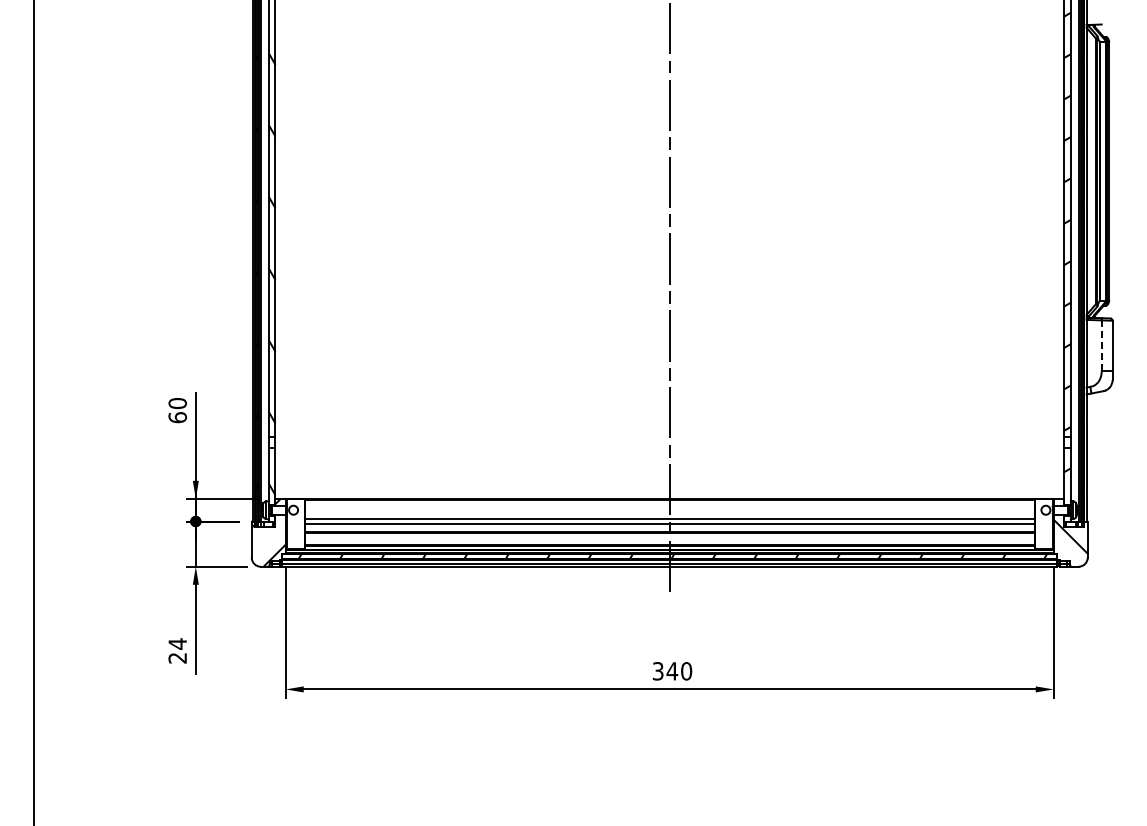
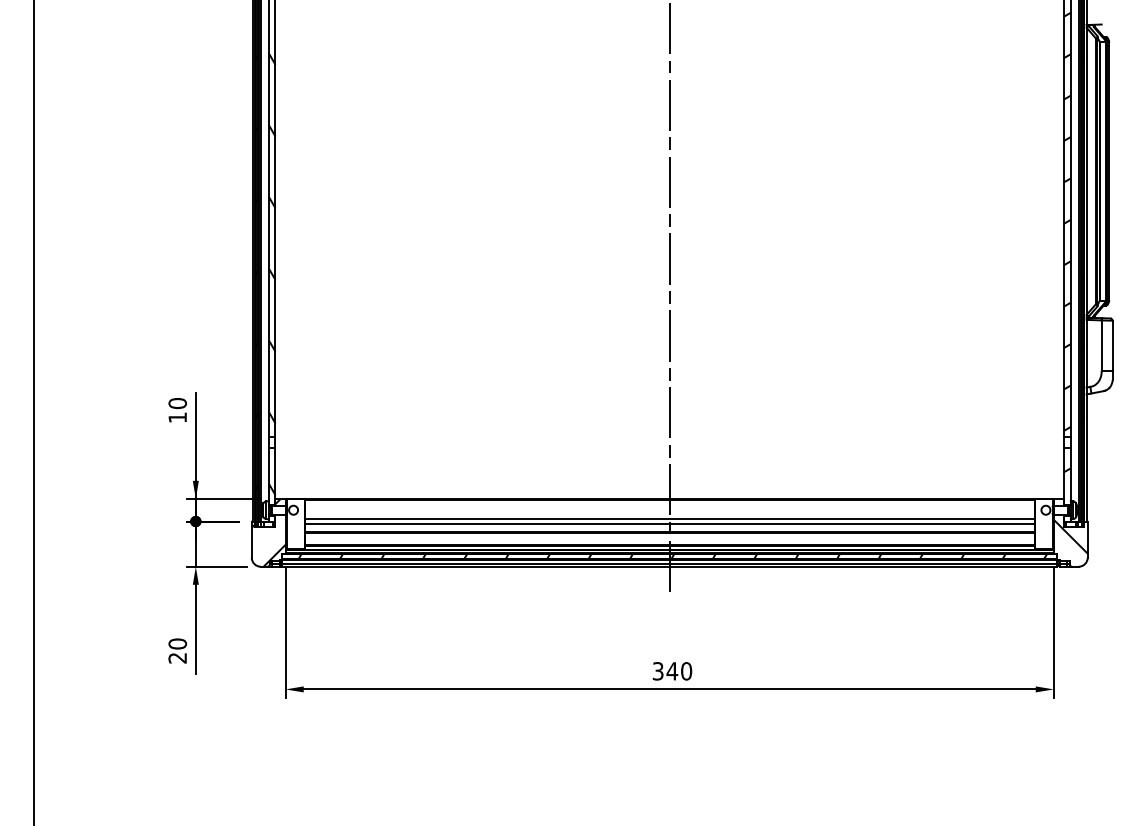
line: dashed -> solid (1101, 346)
text: 60 -> 10 (177, 417)
text: 24 -> 20 (177, 643)
